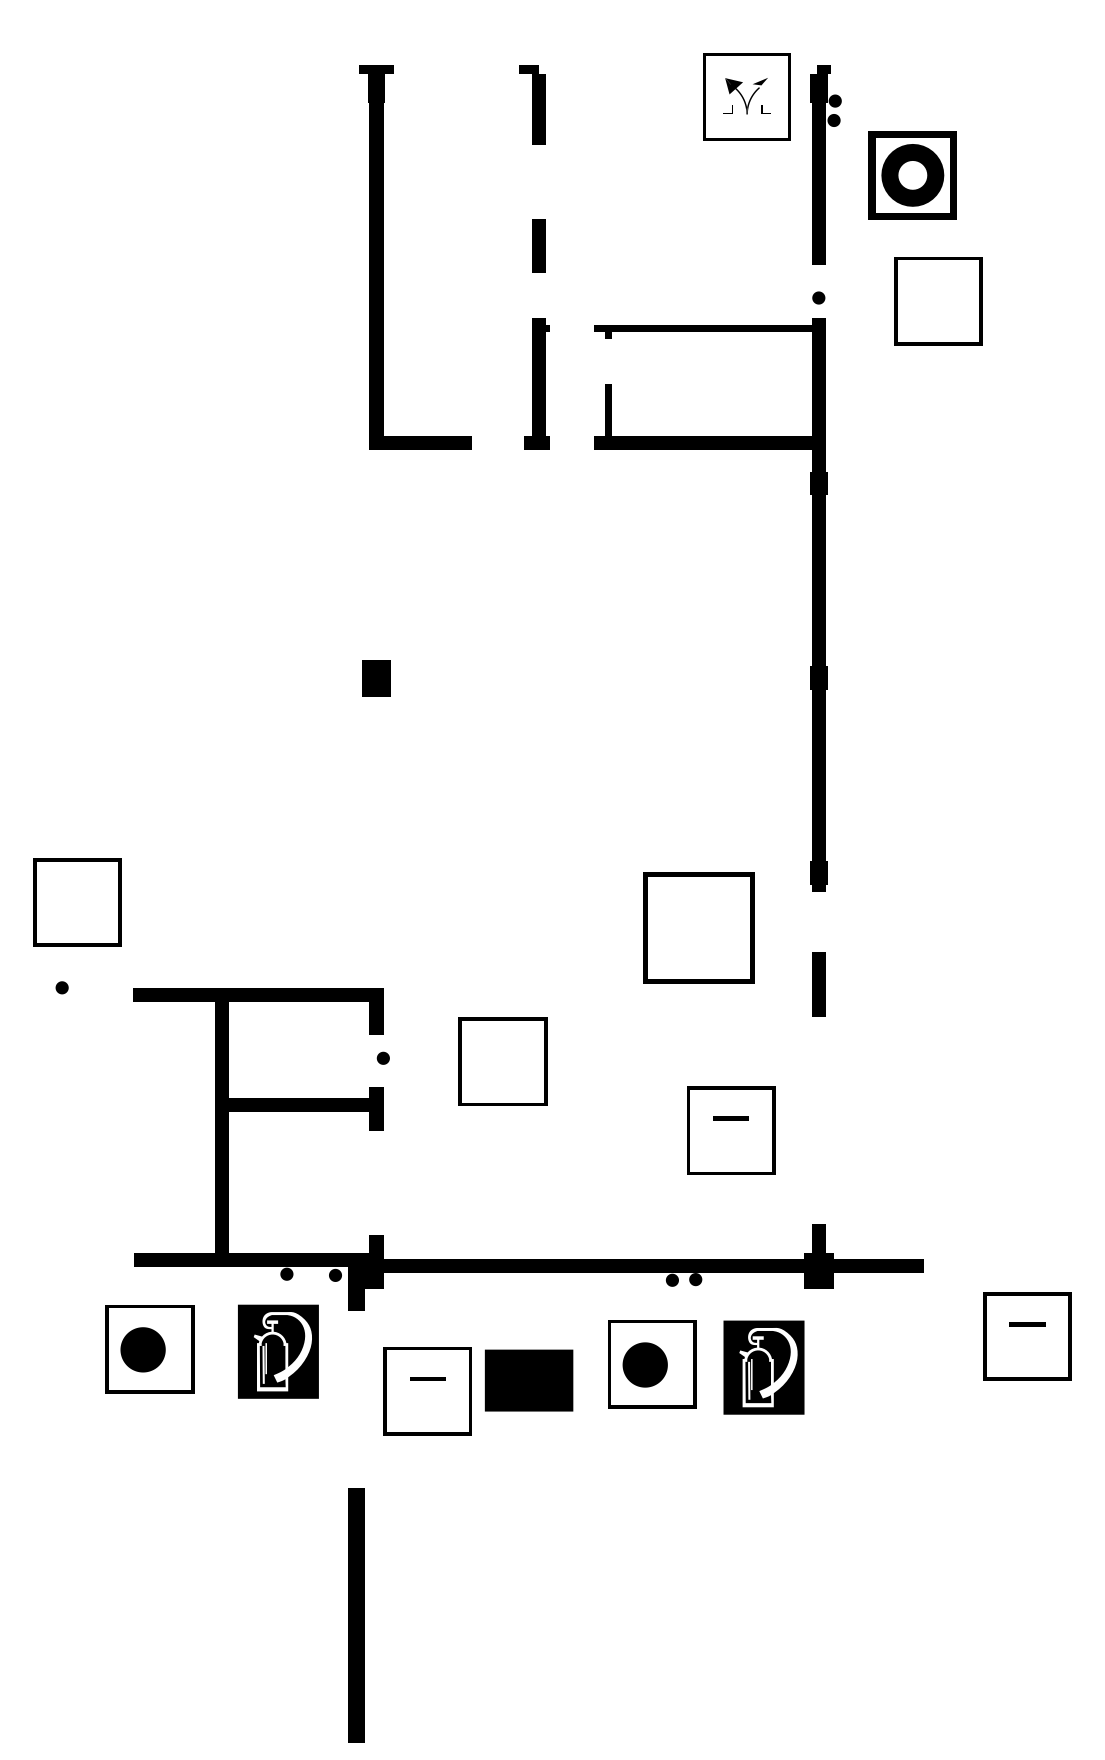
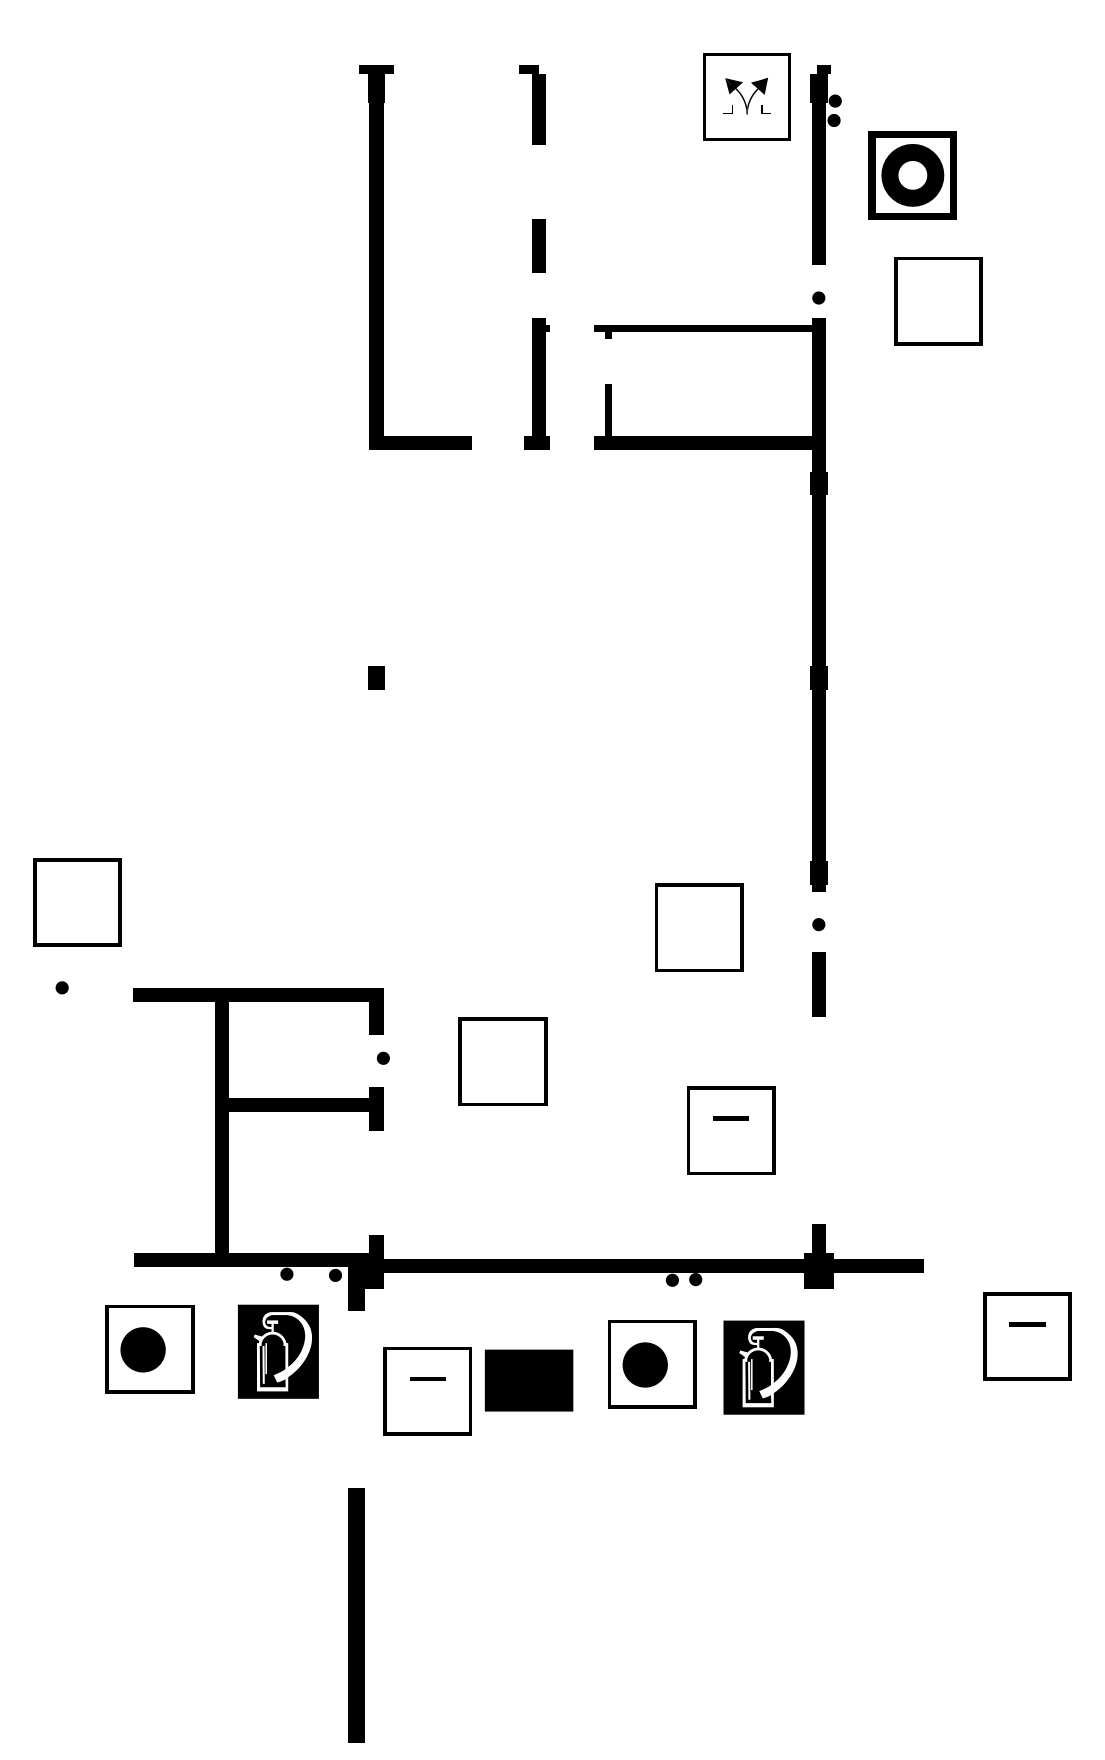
fill: none -> present (759, 85)
part size: 29x37 px -> 17x24 px (376, 677)
fill: none -> present (818, 924)
part size: 112x112 px -> 89x89 px (699, 927)
